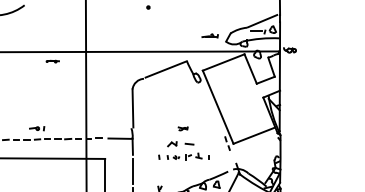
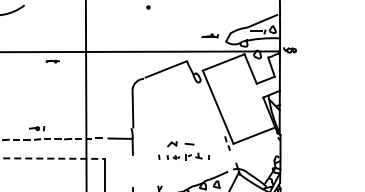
part: present -> none (182, 128)
line: solid -> dashed (53, 158)
line: present -> none (132, 171)
